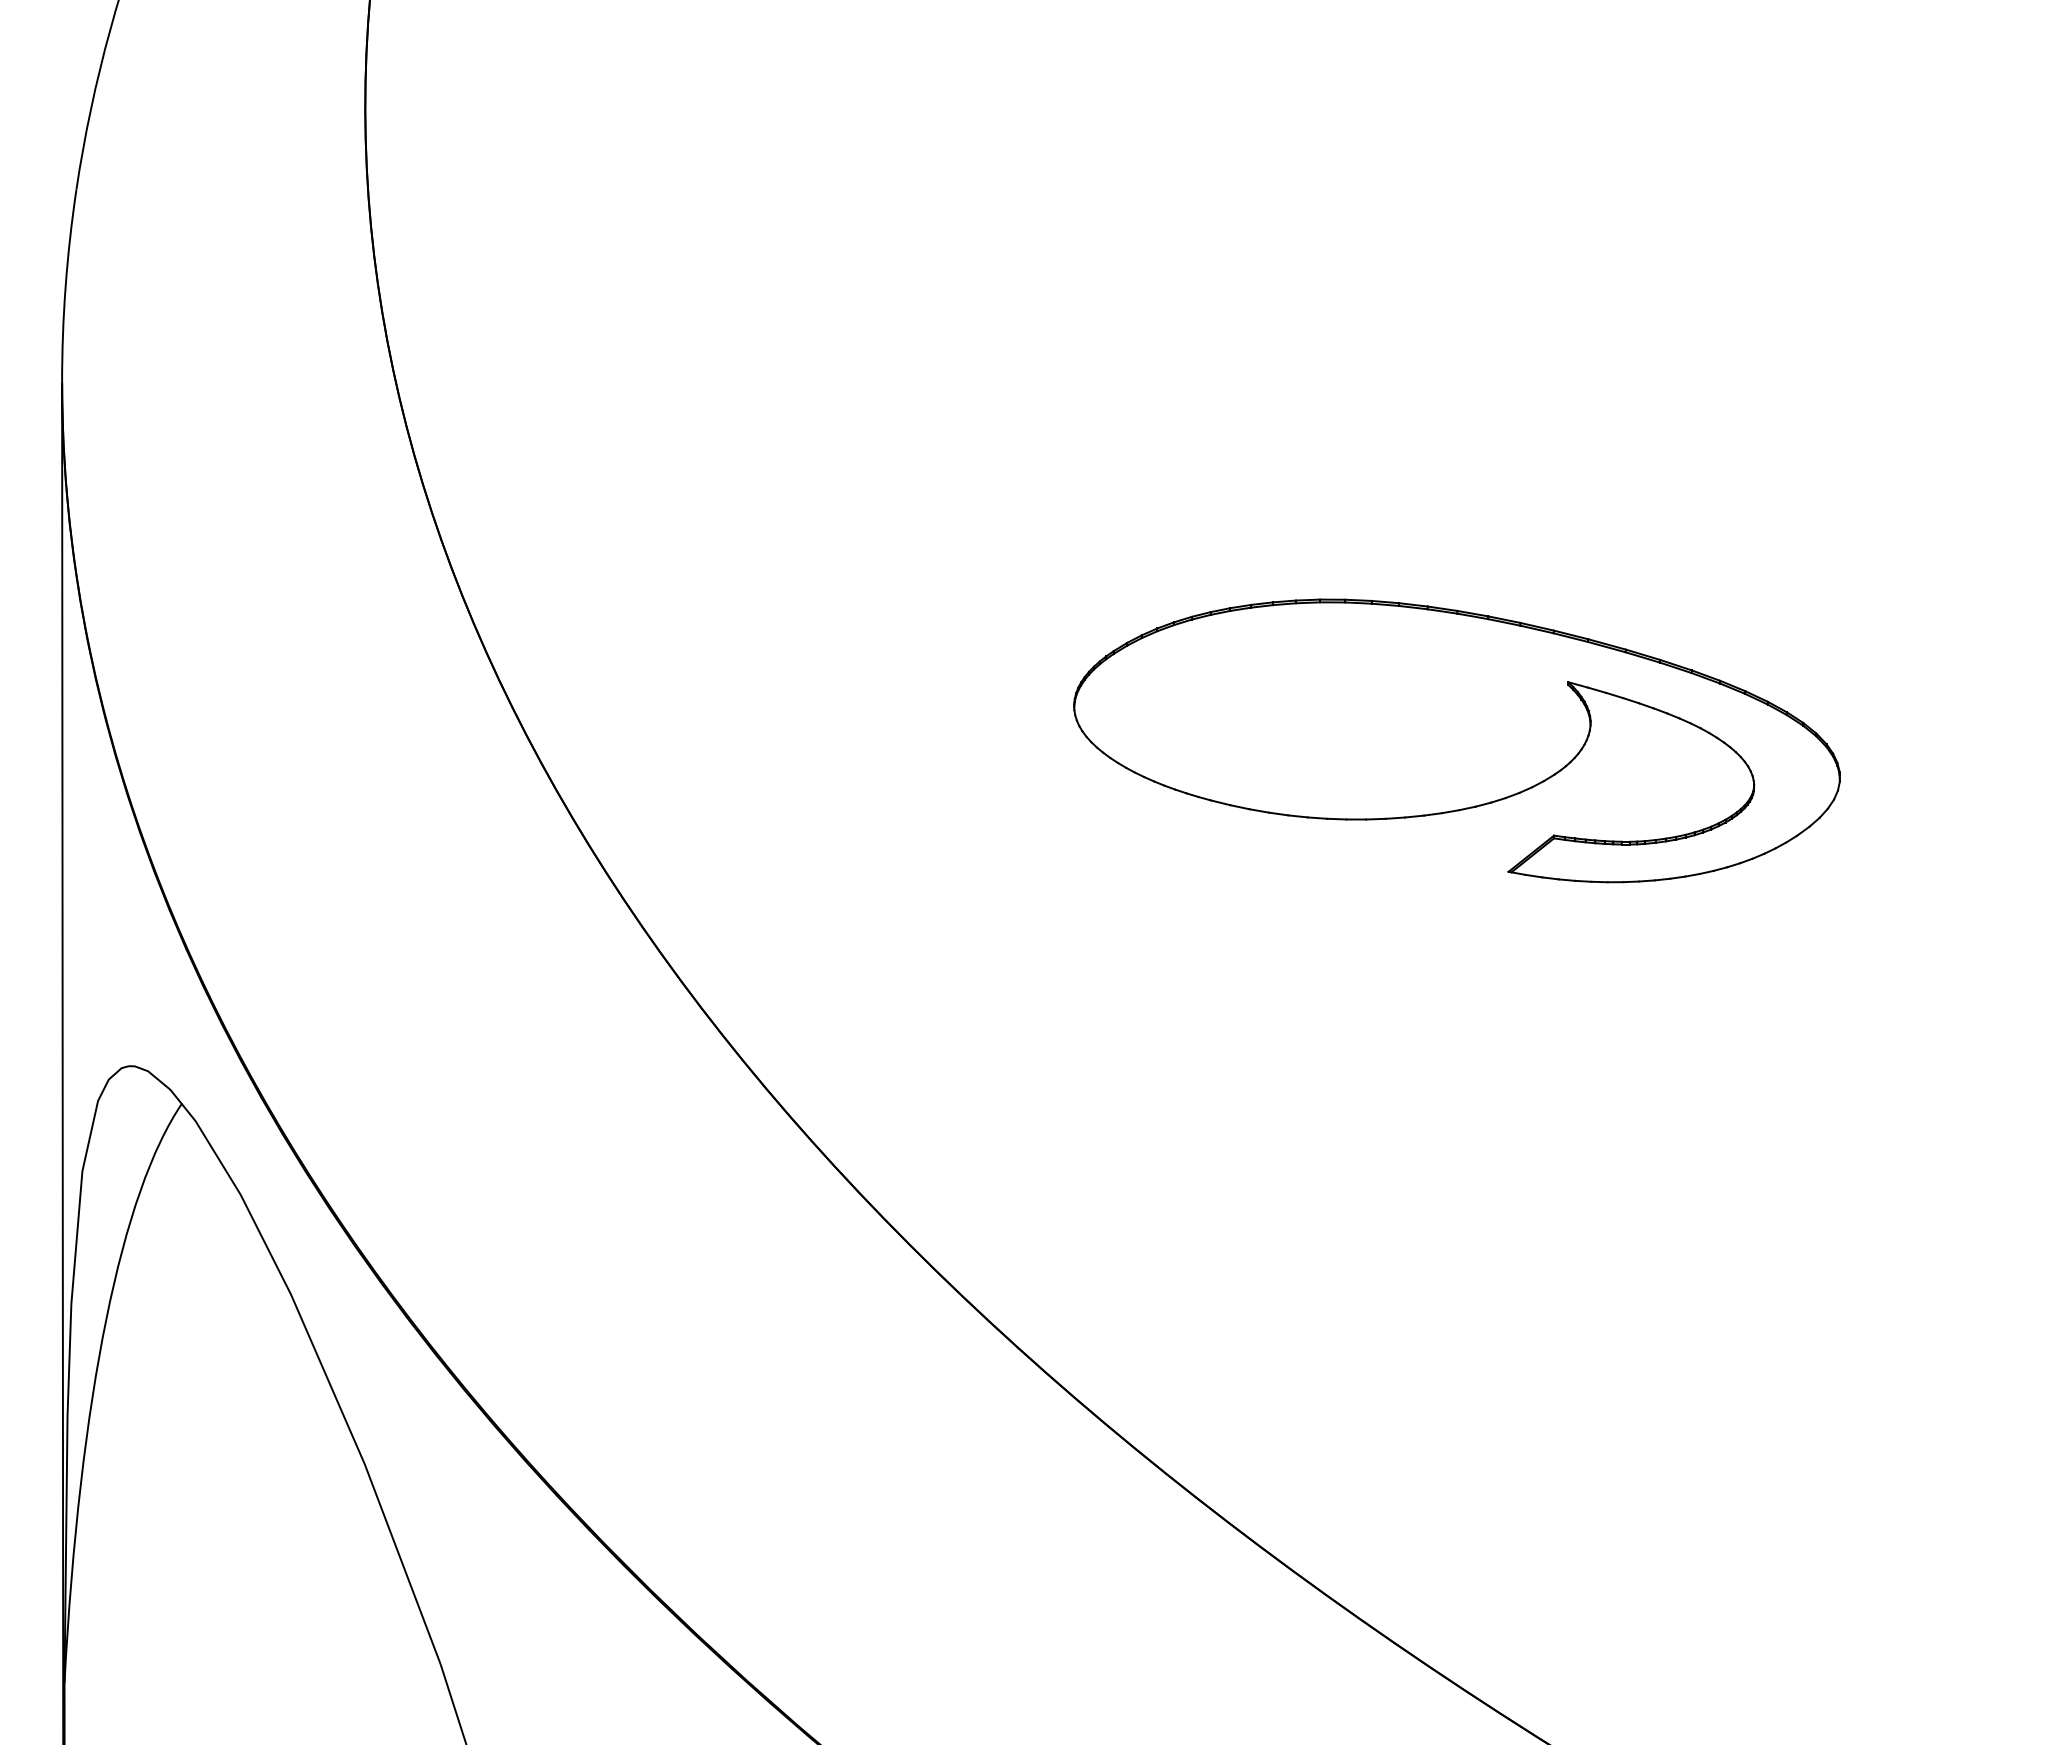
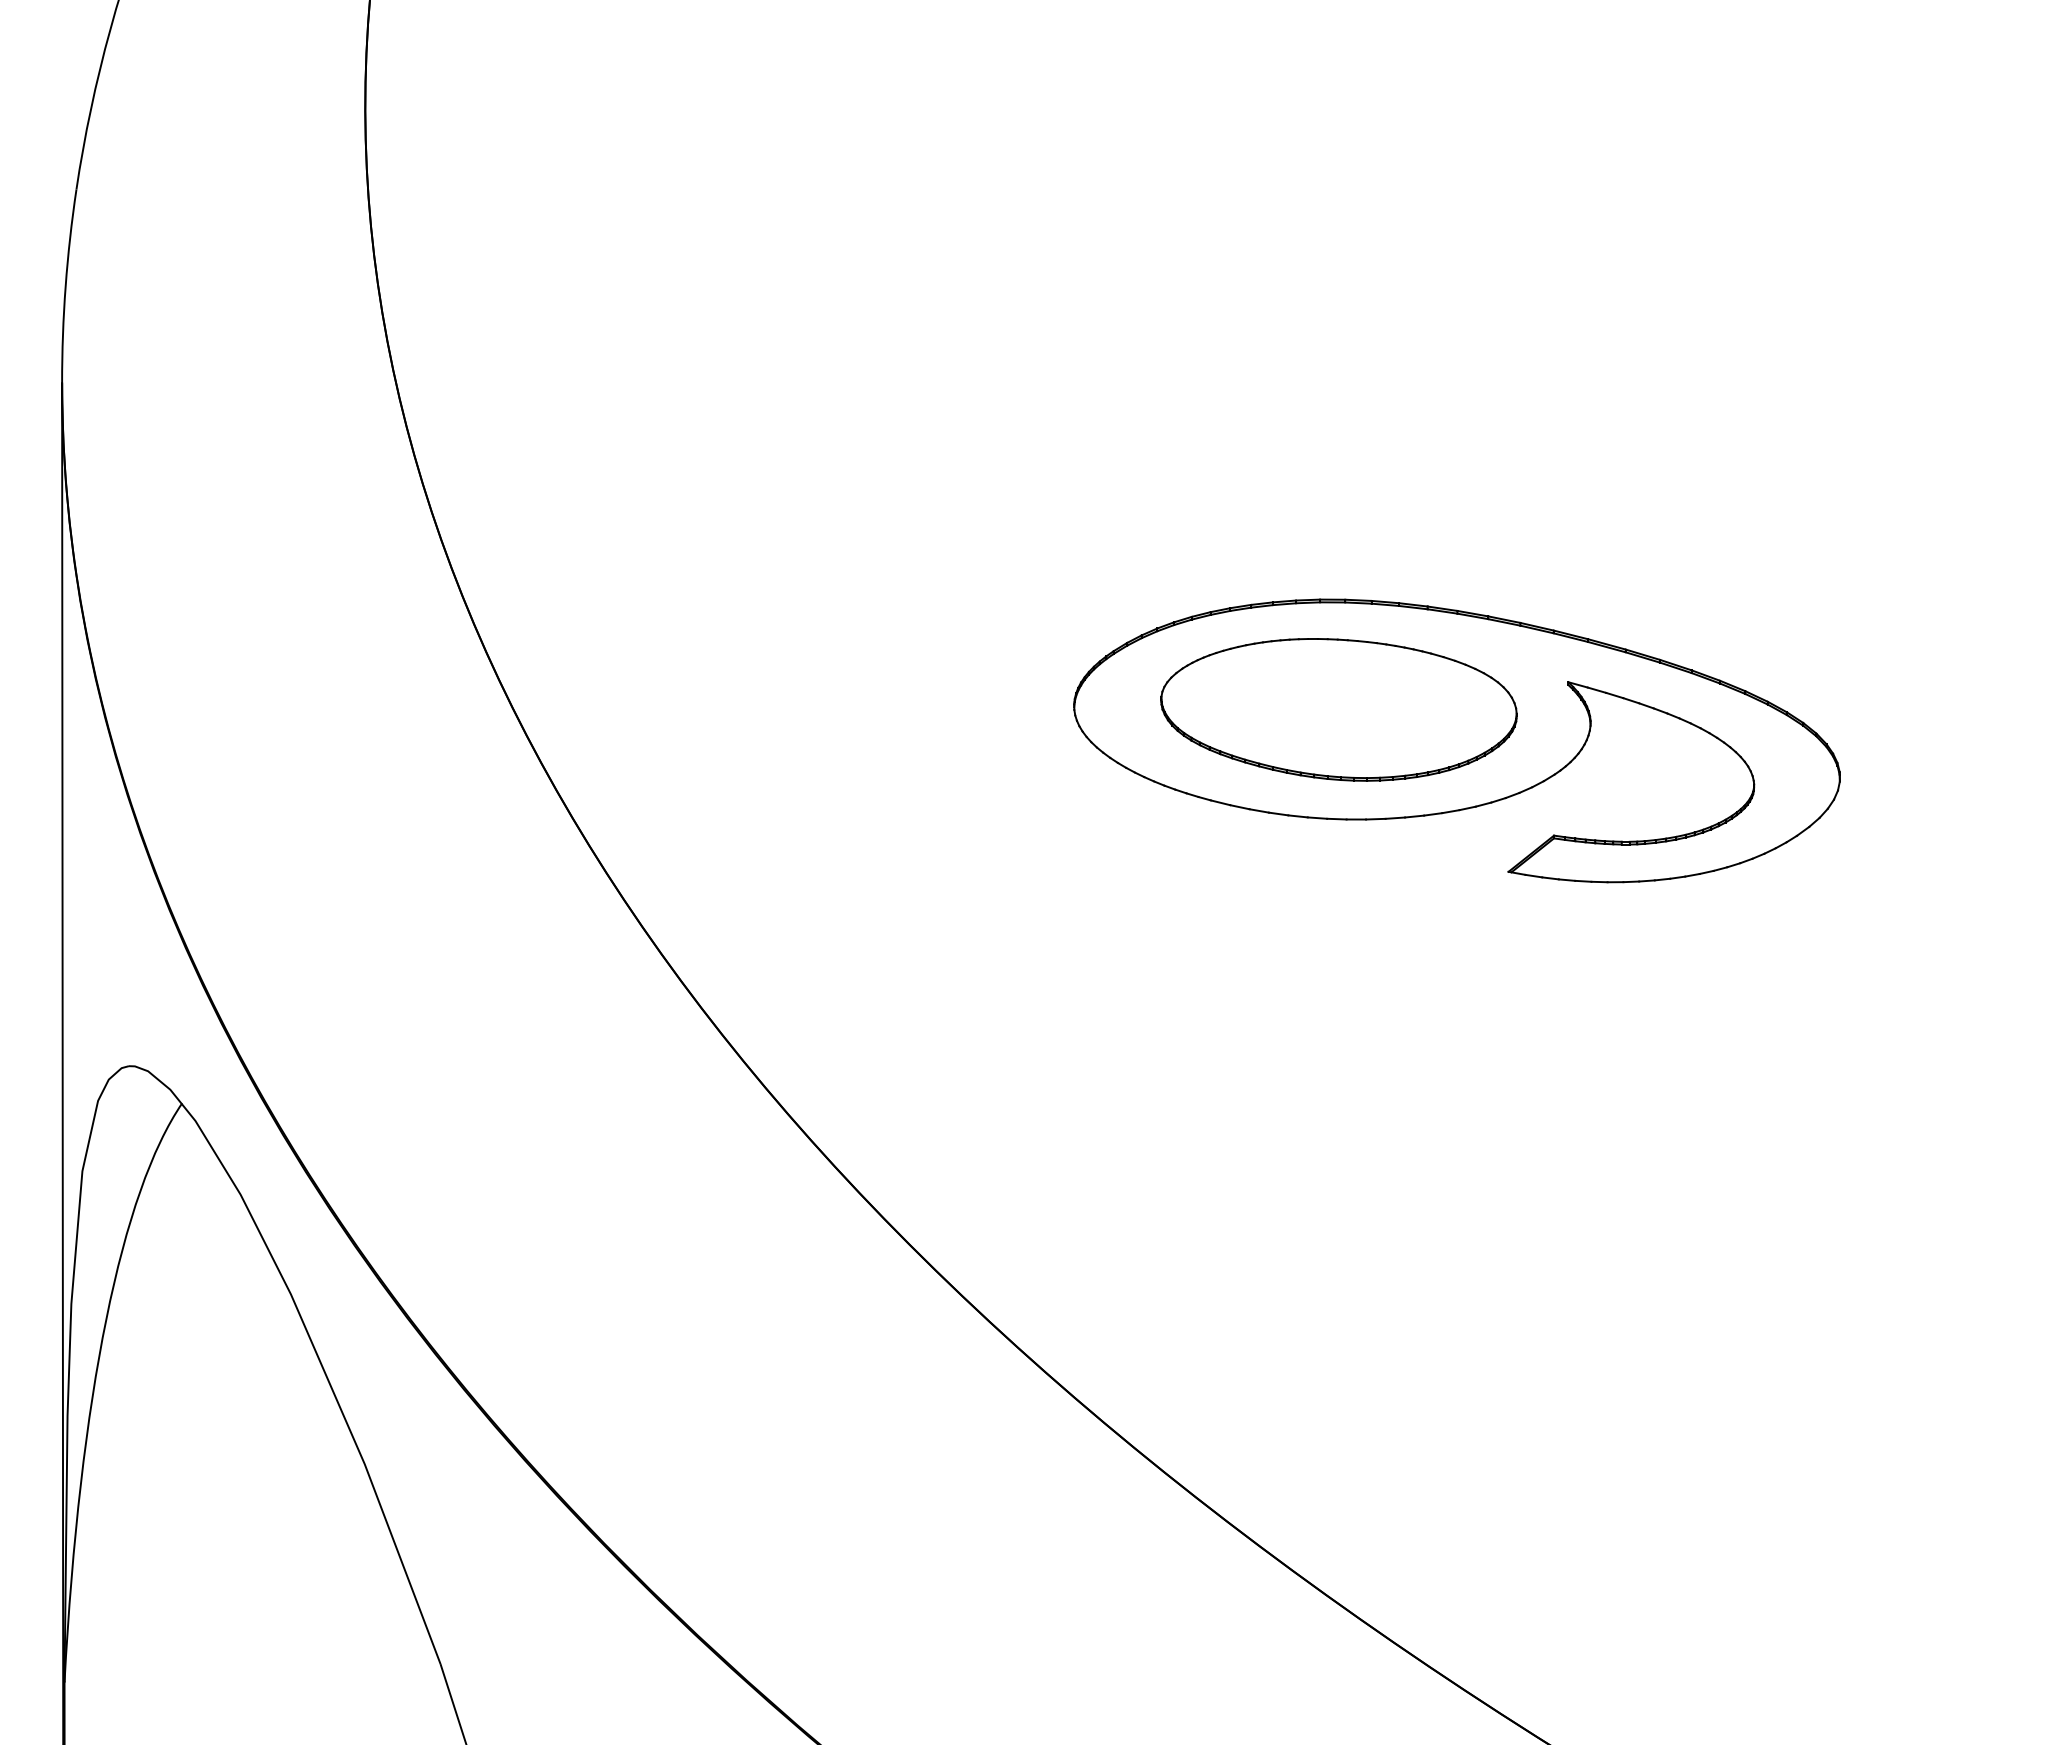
part: none -> present (1338, 709)
